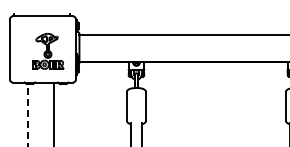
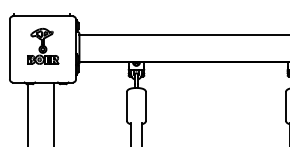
part position: (48, 51) -> (43, 46) (43, 46)
line: dashed -> solid (27, 115)
